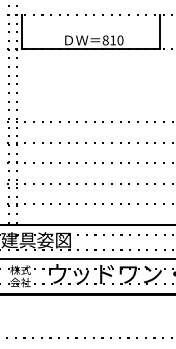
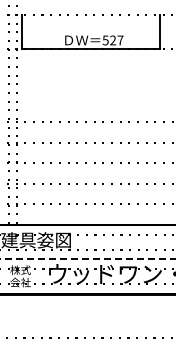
text: 810 -> 527 (112, 40)
line: solid -> dashed (88, 259)
